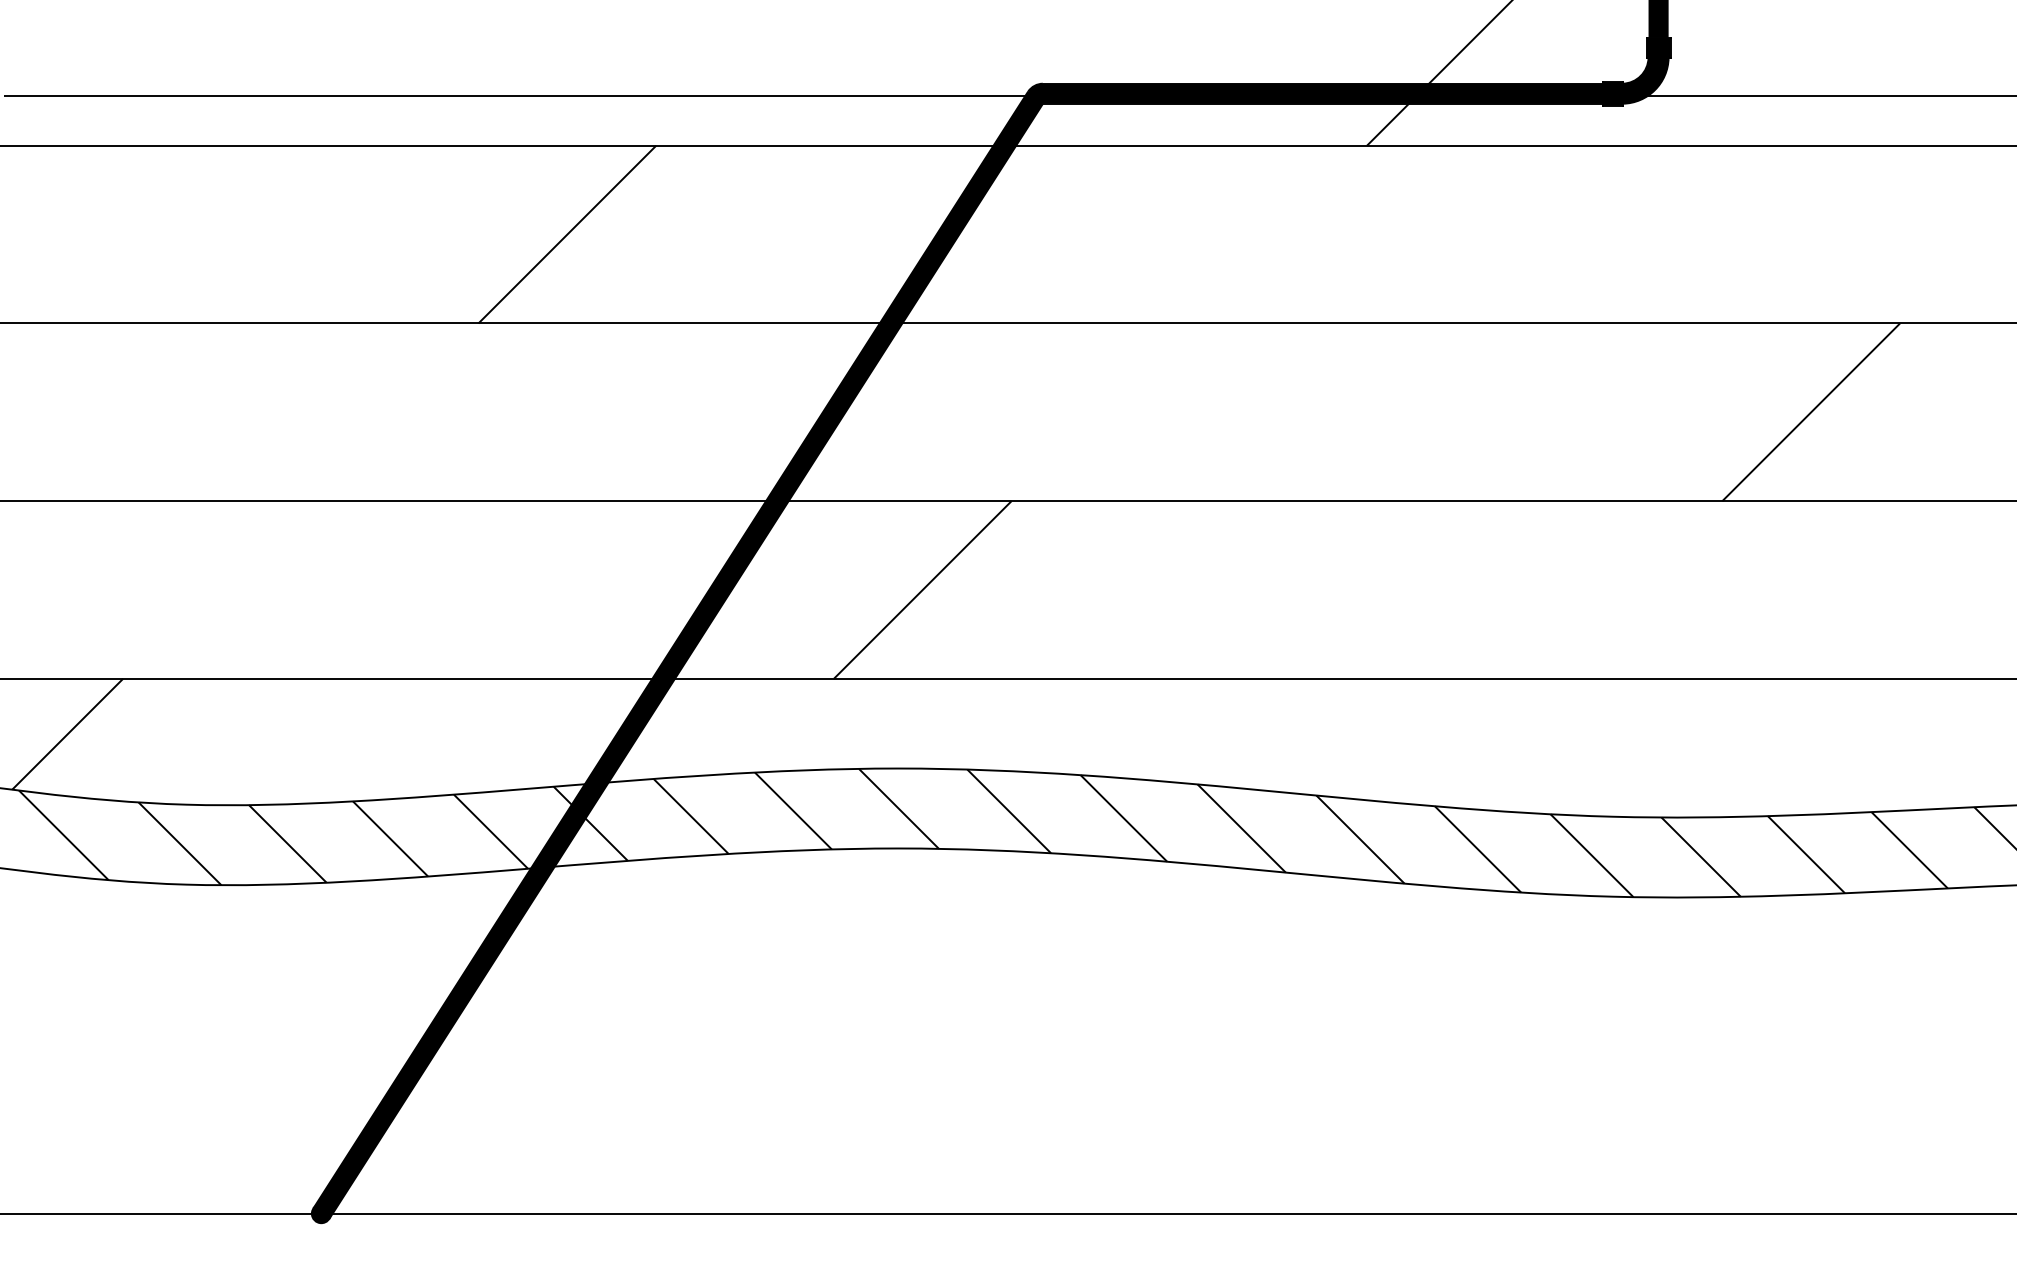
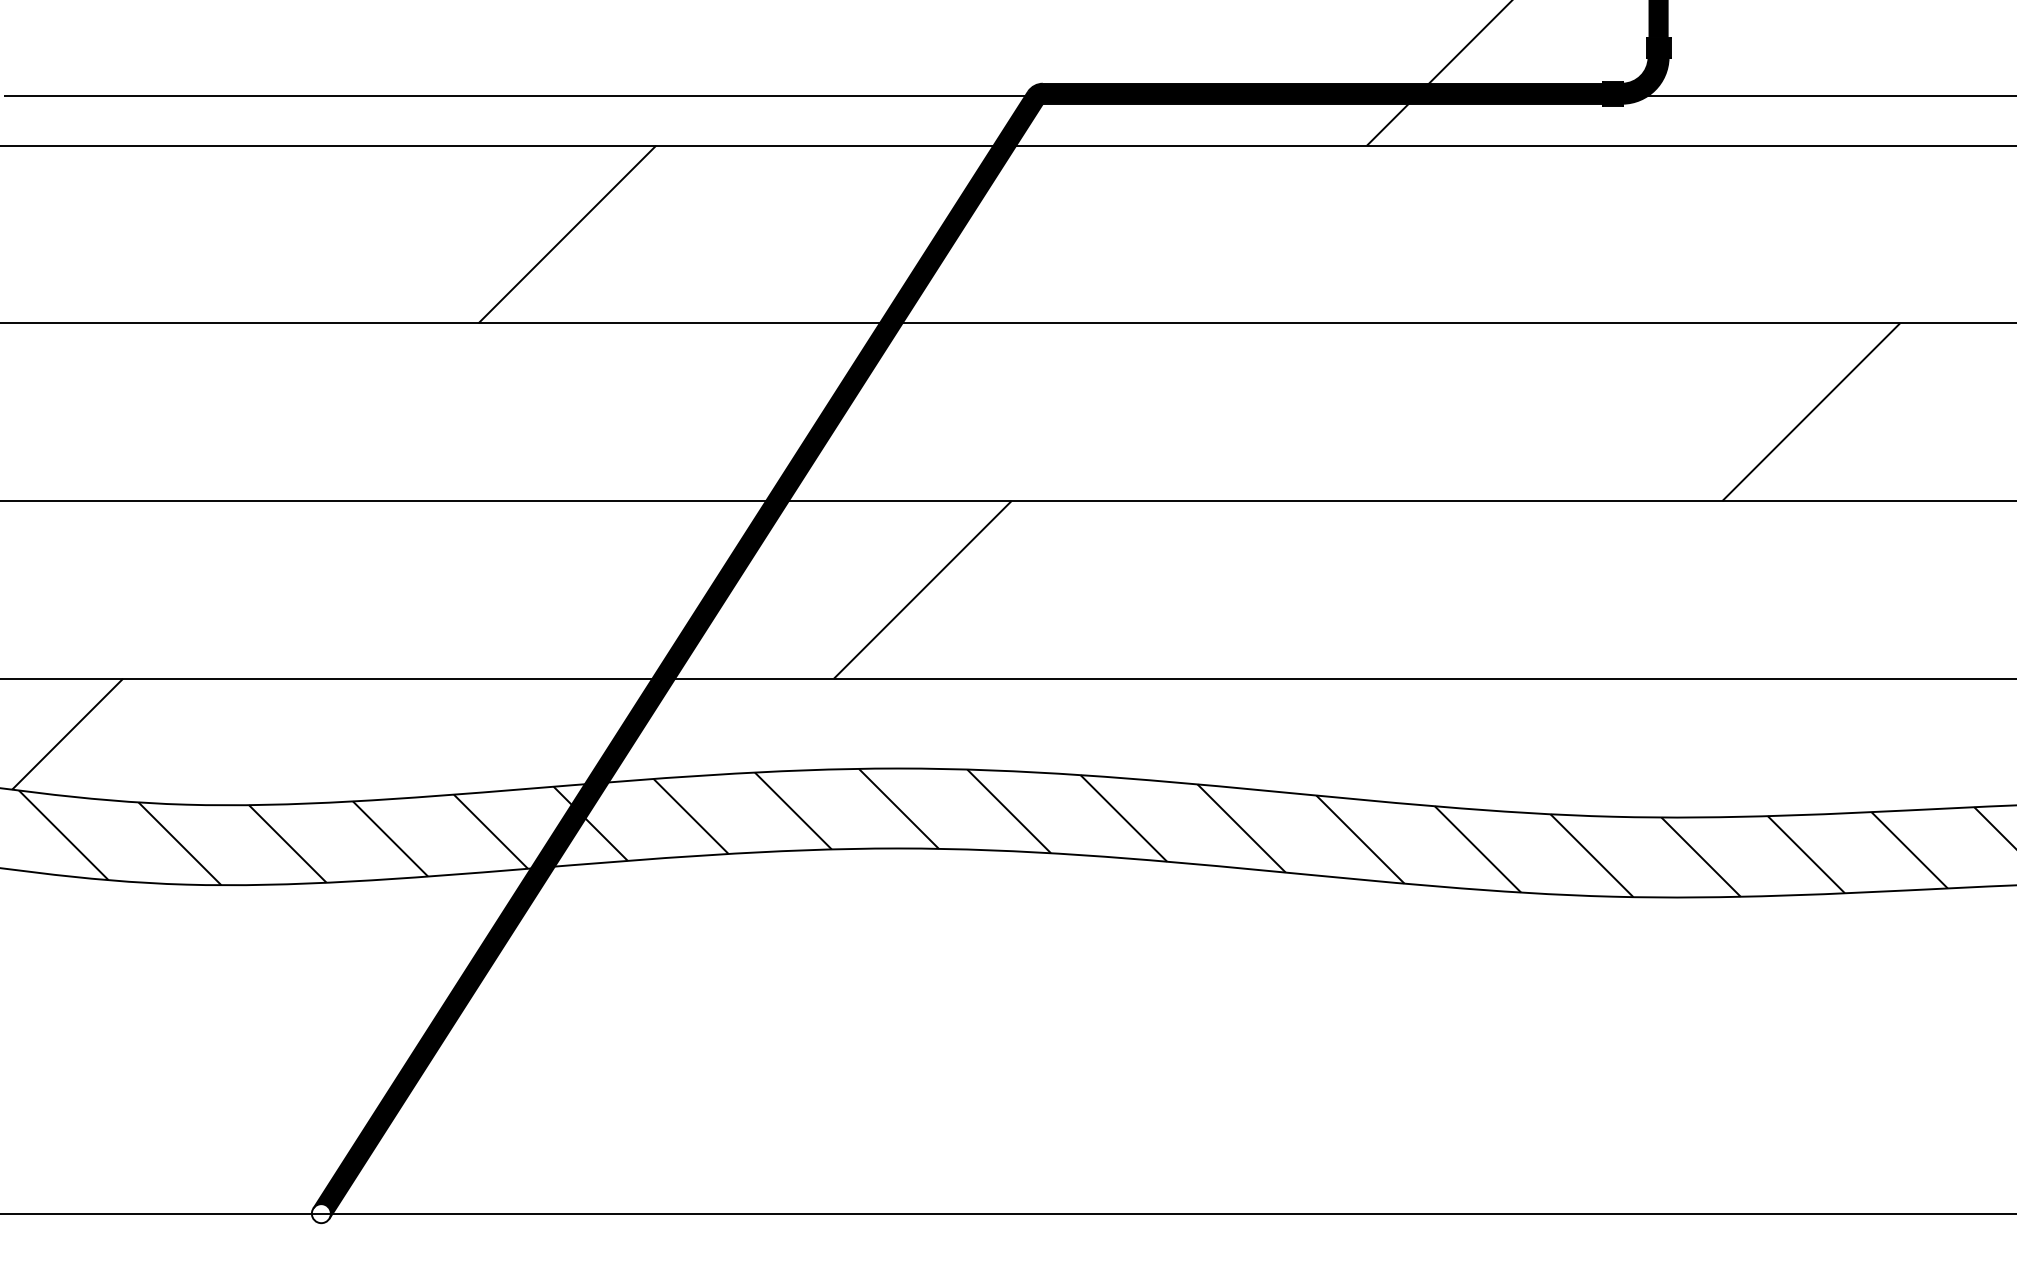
fill: present -> none (320, 1213)
